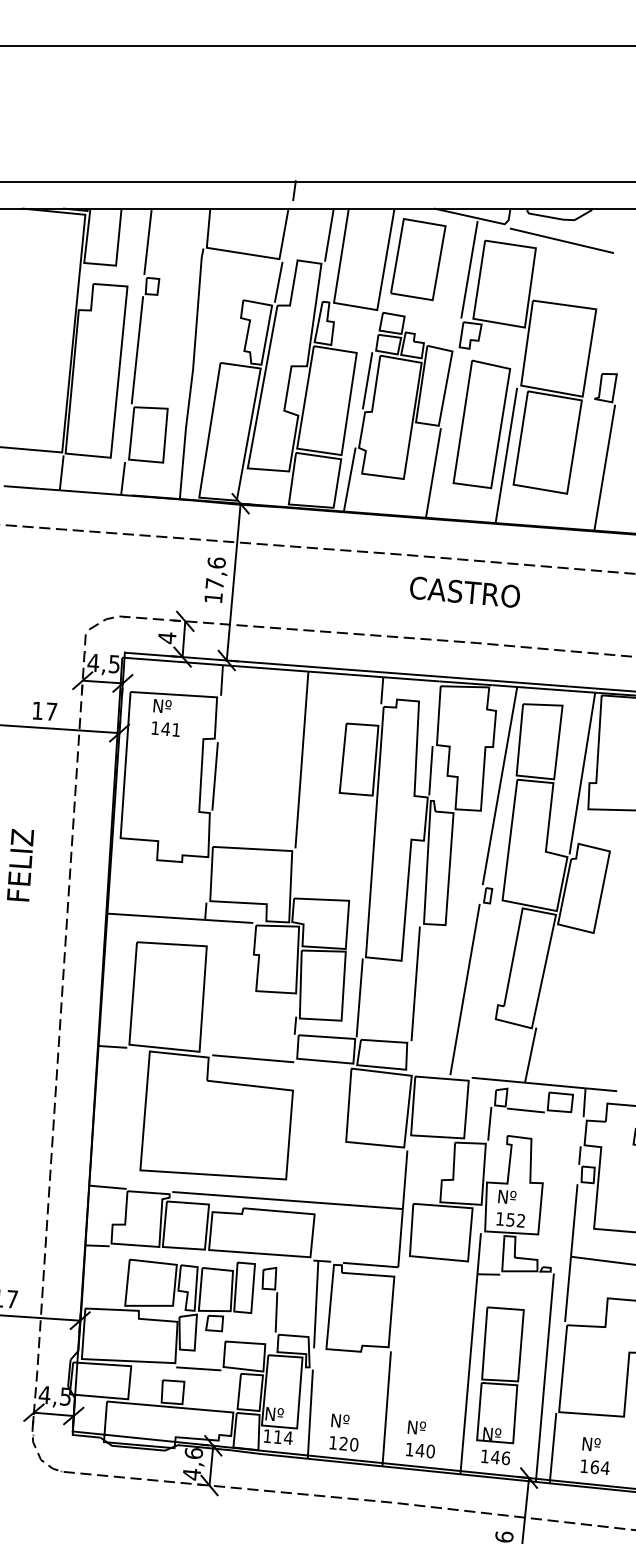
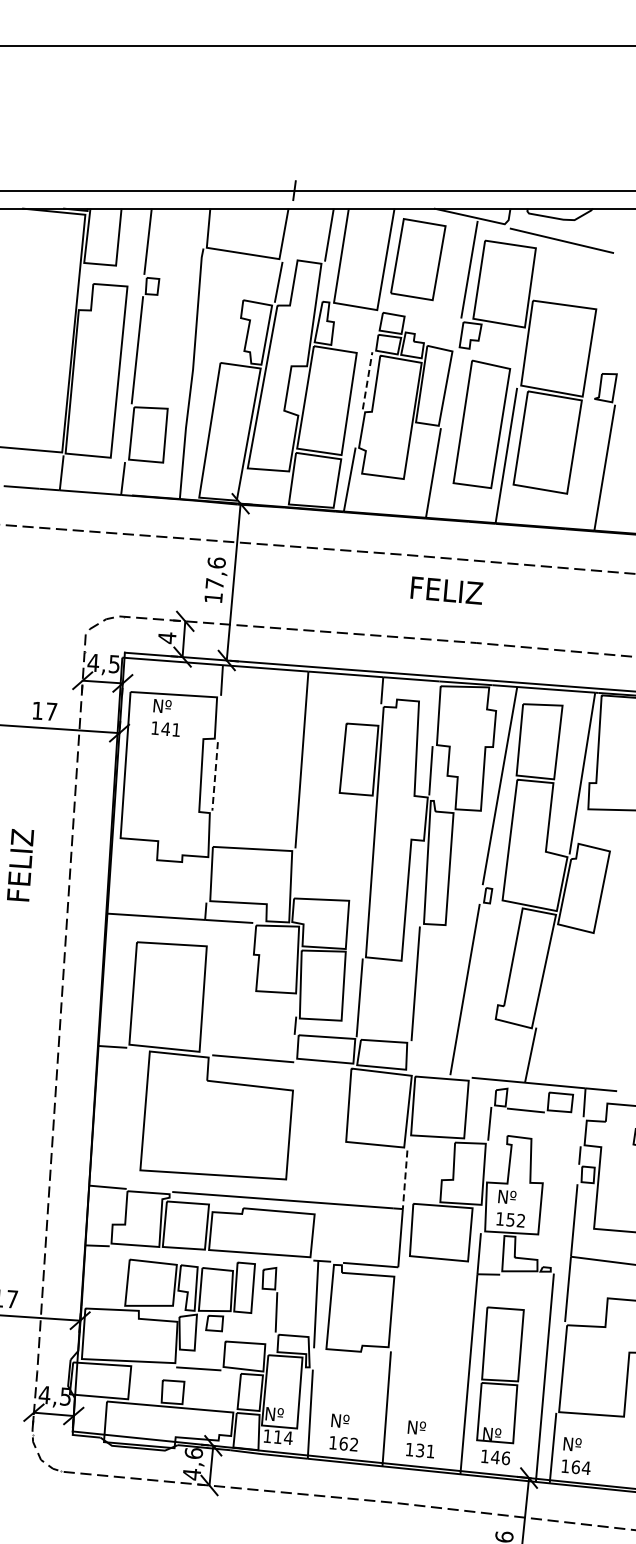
line position: (317, 181) -> (317, 190) (317, 190)
line: solid -> dashed (367, 380)
text: CASTRO -> FELIZ (464, 591)
line: solid -> dashed (215, 776)
line: solid -> dashed (405, 1180)
text: 120 -> 162 (348, 1443)
text: 140 -> 131 (424, 1450)
text position: (594, 1455) -> (575, 1455) (575, 1455)
